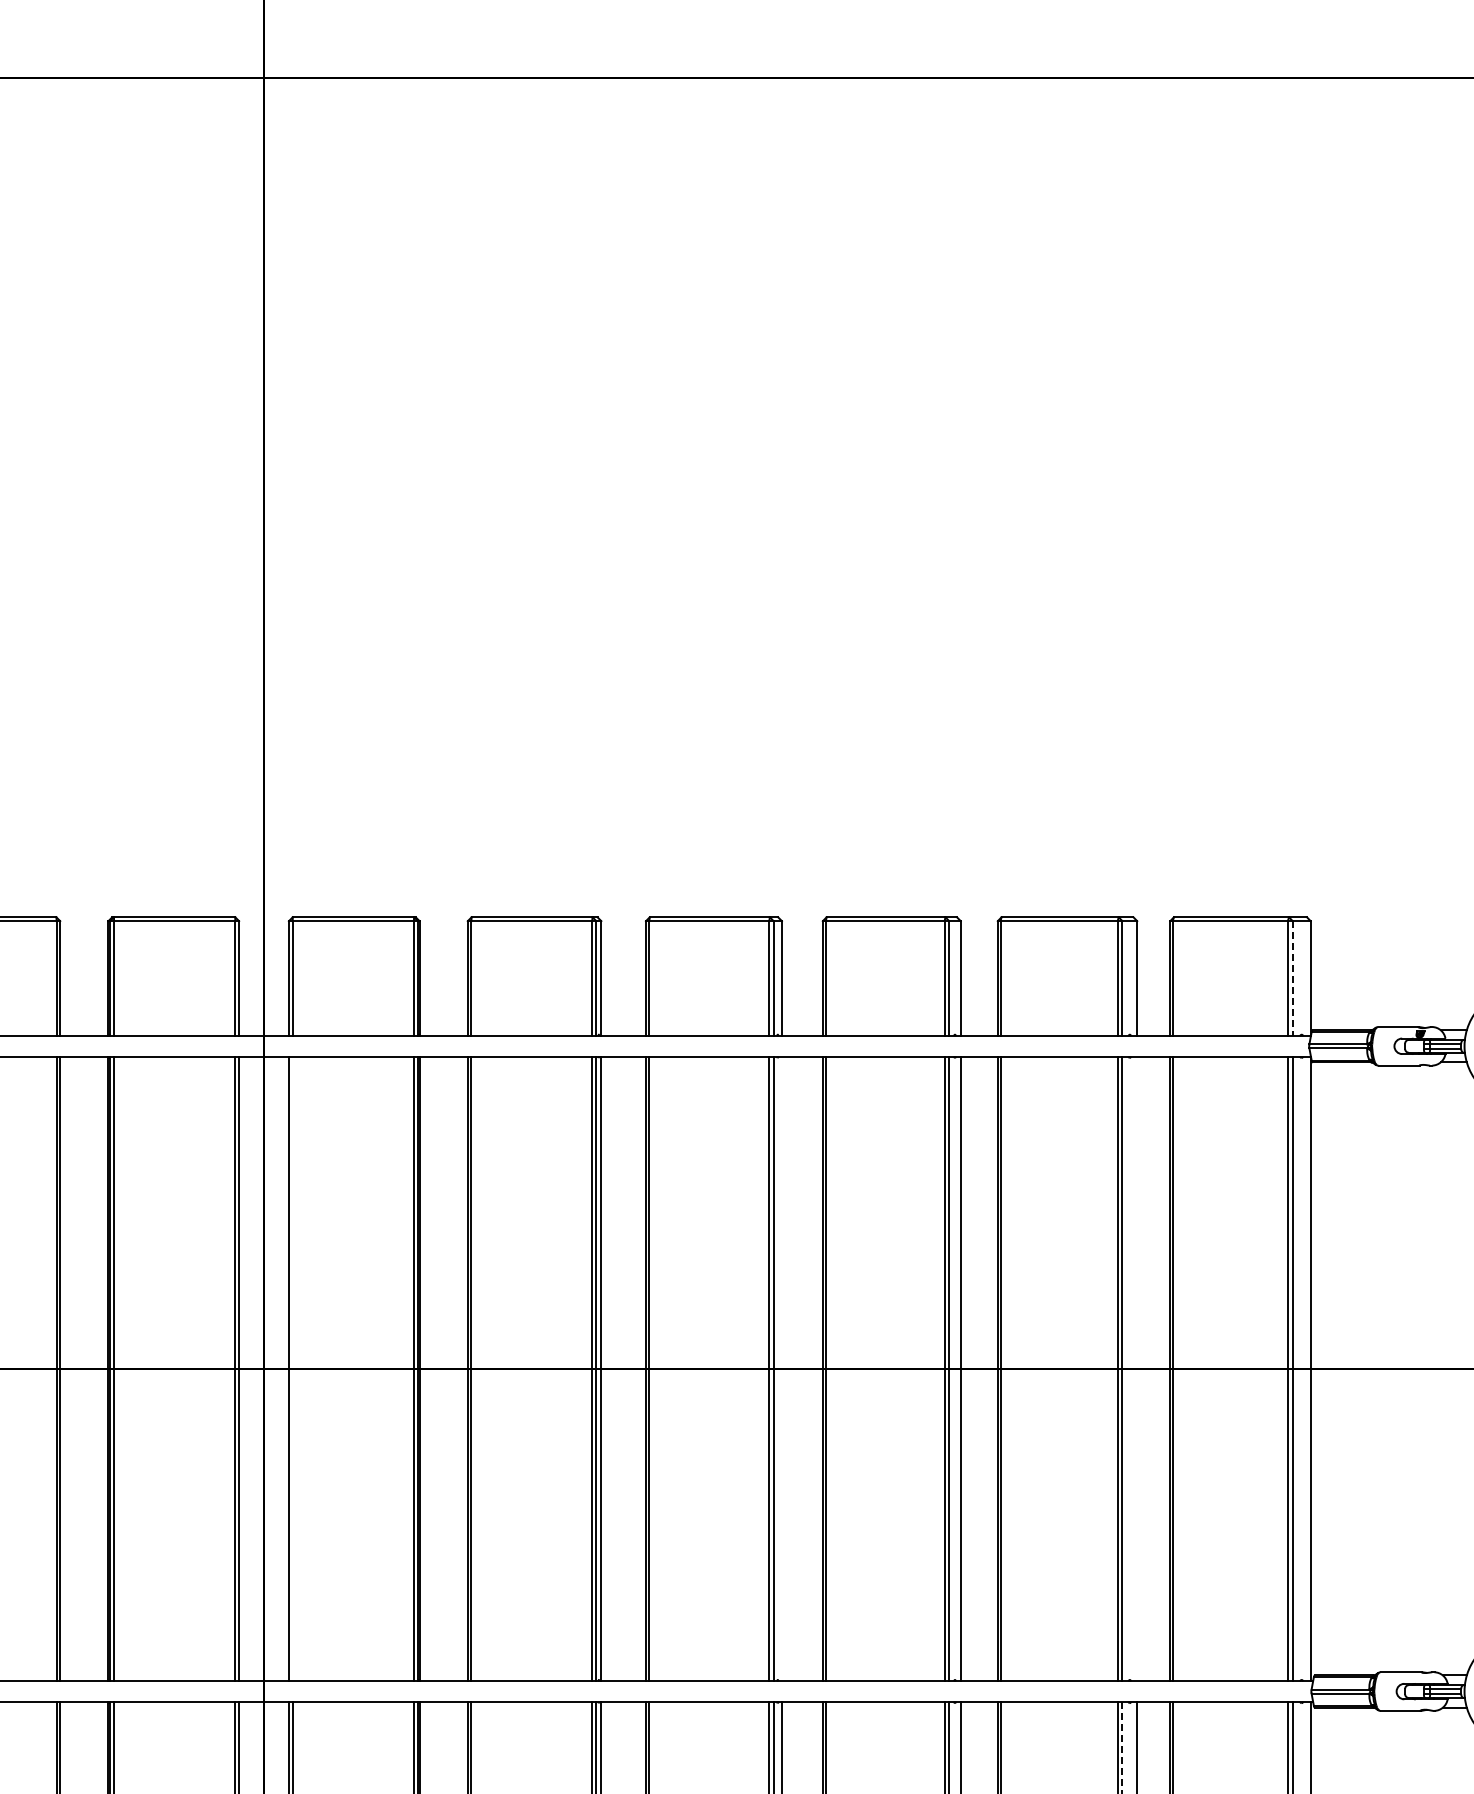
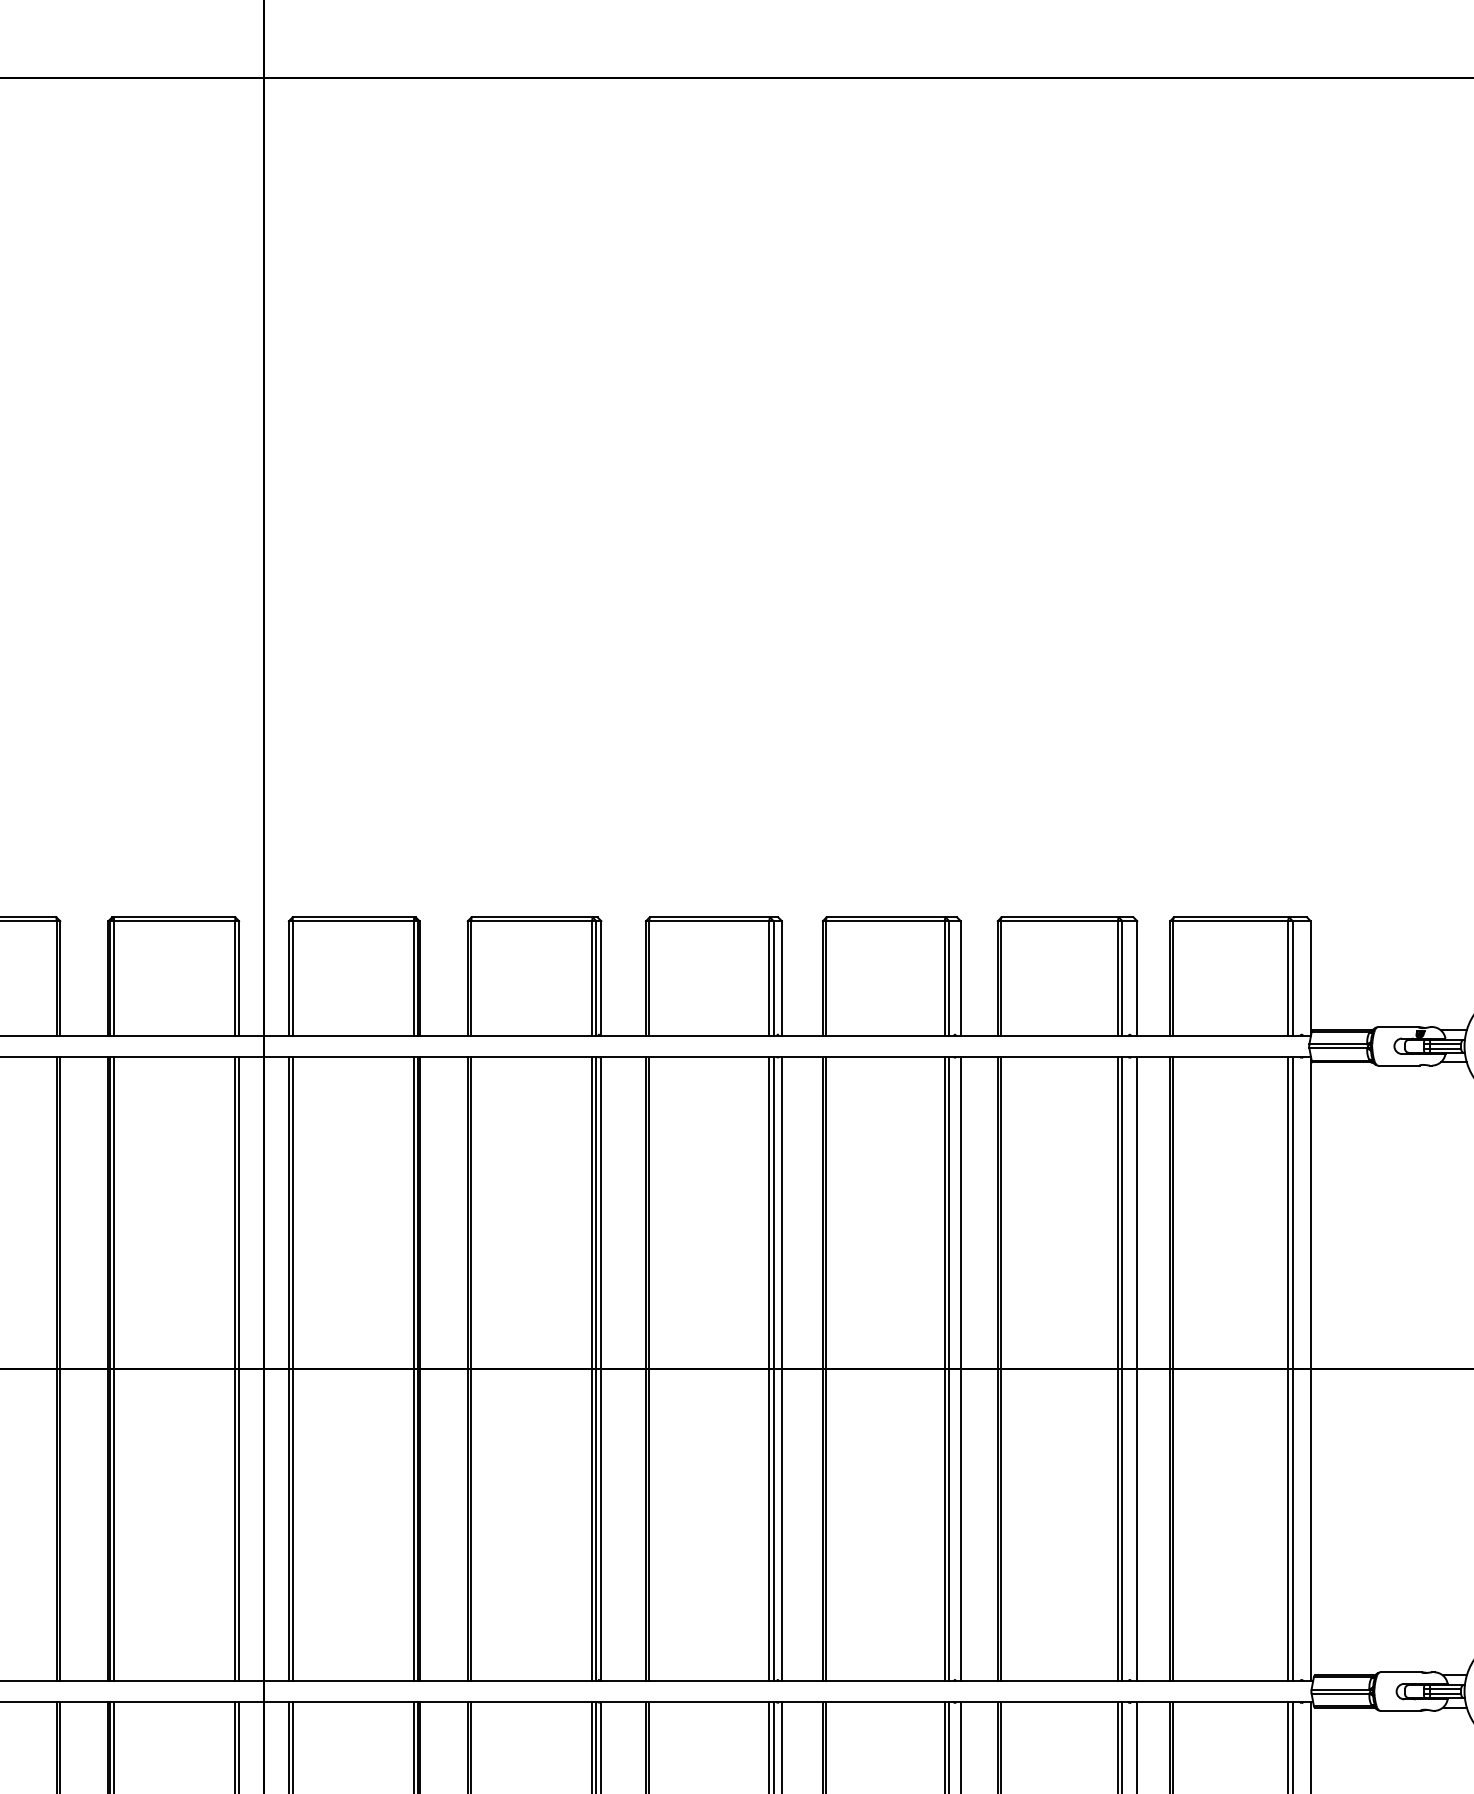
line: dashed -> solid (1292, 979)
line: none -> present (292, 1368)
line: none -> present (781, 1368)
line: none -> present (1137, 1368)
line: dashed -> solid (1122, 1747)
